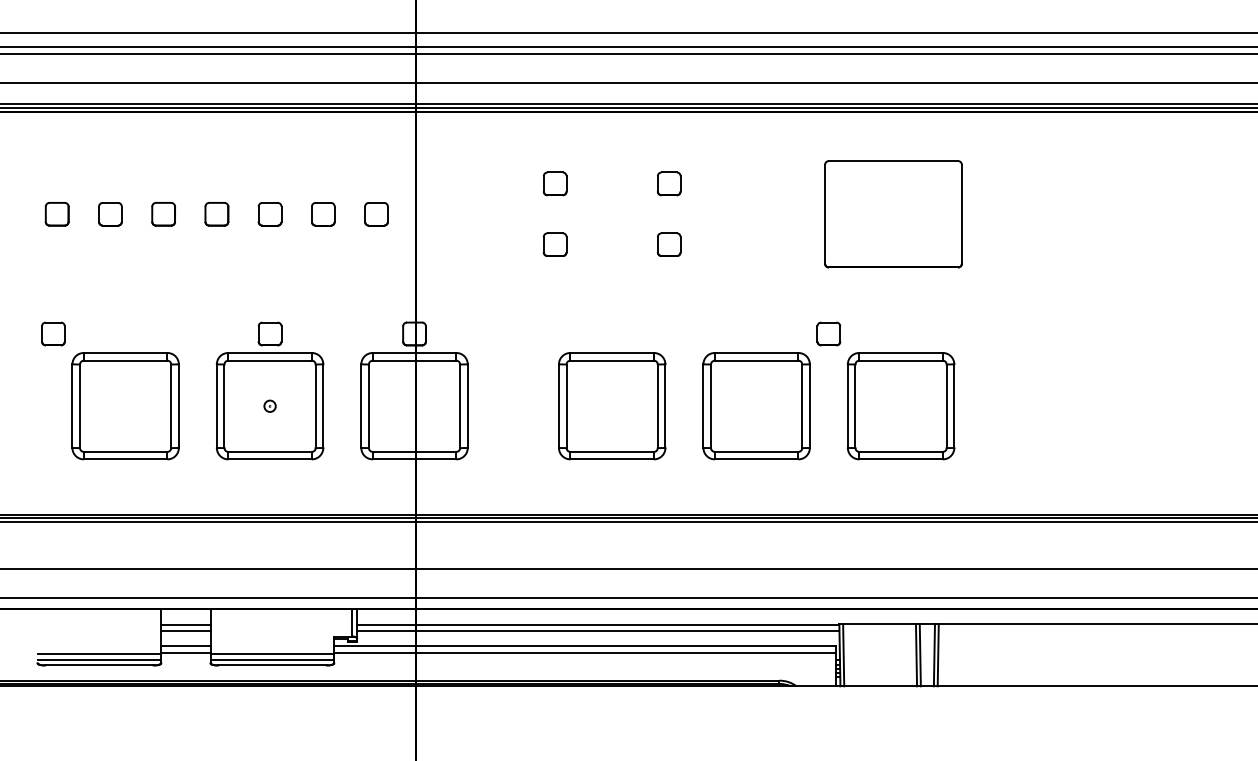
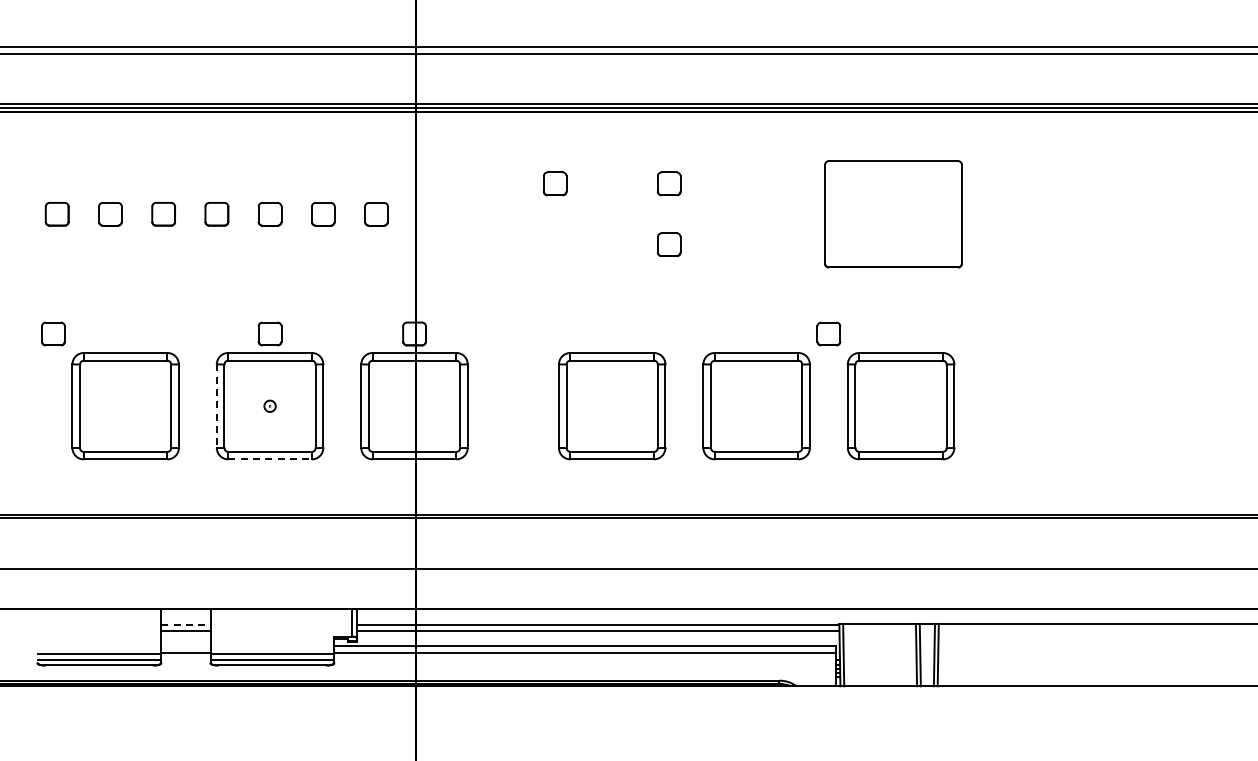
line: present -> none (628, 32)
line: present -> none (628, 82)
part: present -> none (554, 244)
line: solid -> dashed (216, 406)
line: solid -> dashed (270, 459)
line: present -> none (628, 522)
line: present -> none (628, 598)
line: solid -> dashed (185, 625)
line: present -> none (185, 645)
